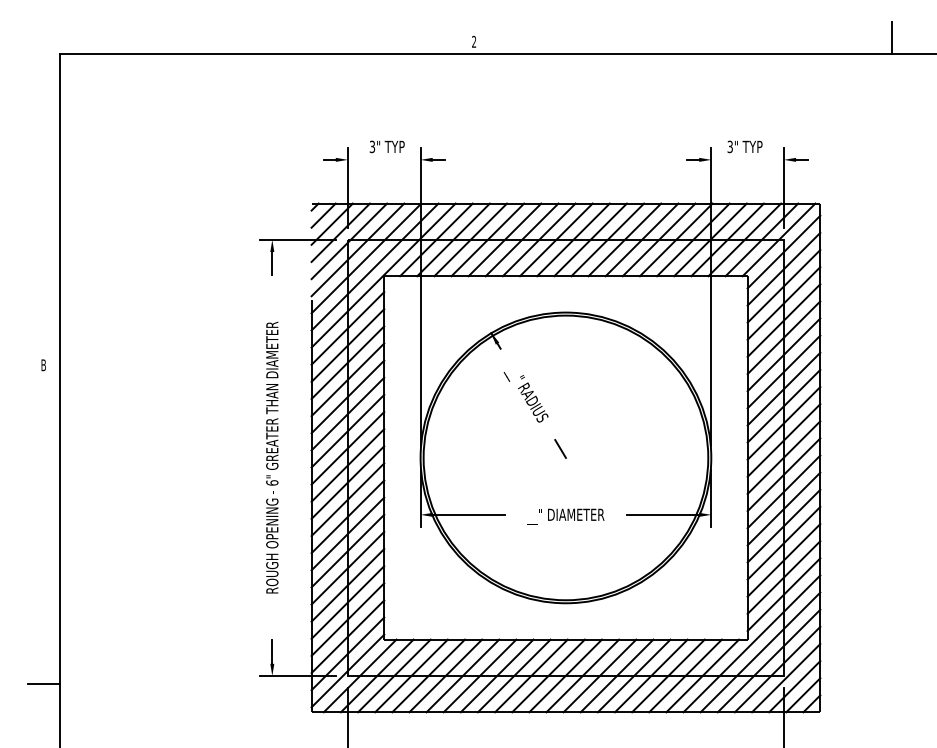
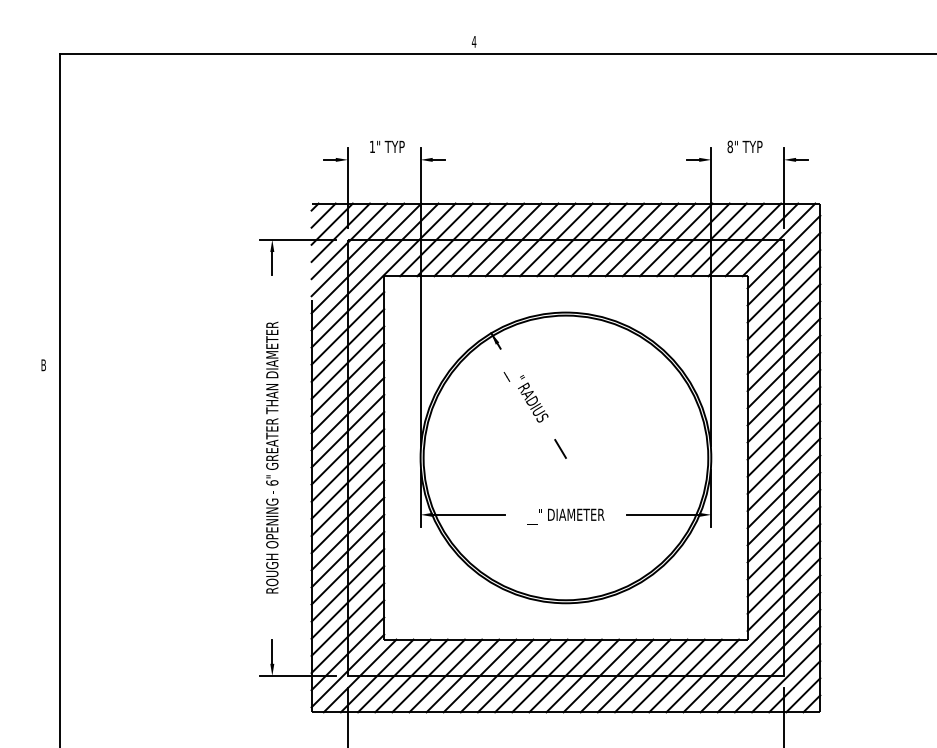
line: present -> none (891, 38)
text: 2 -> 4 (473, 41)
text: 3" -> 1" (372, 146)
text: 3" -> 8" (729, 146)
line: present -> none (43, 684)
